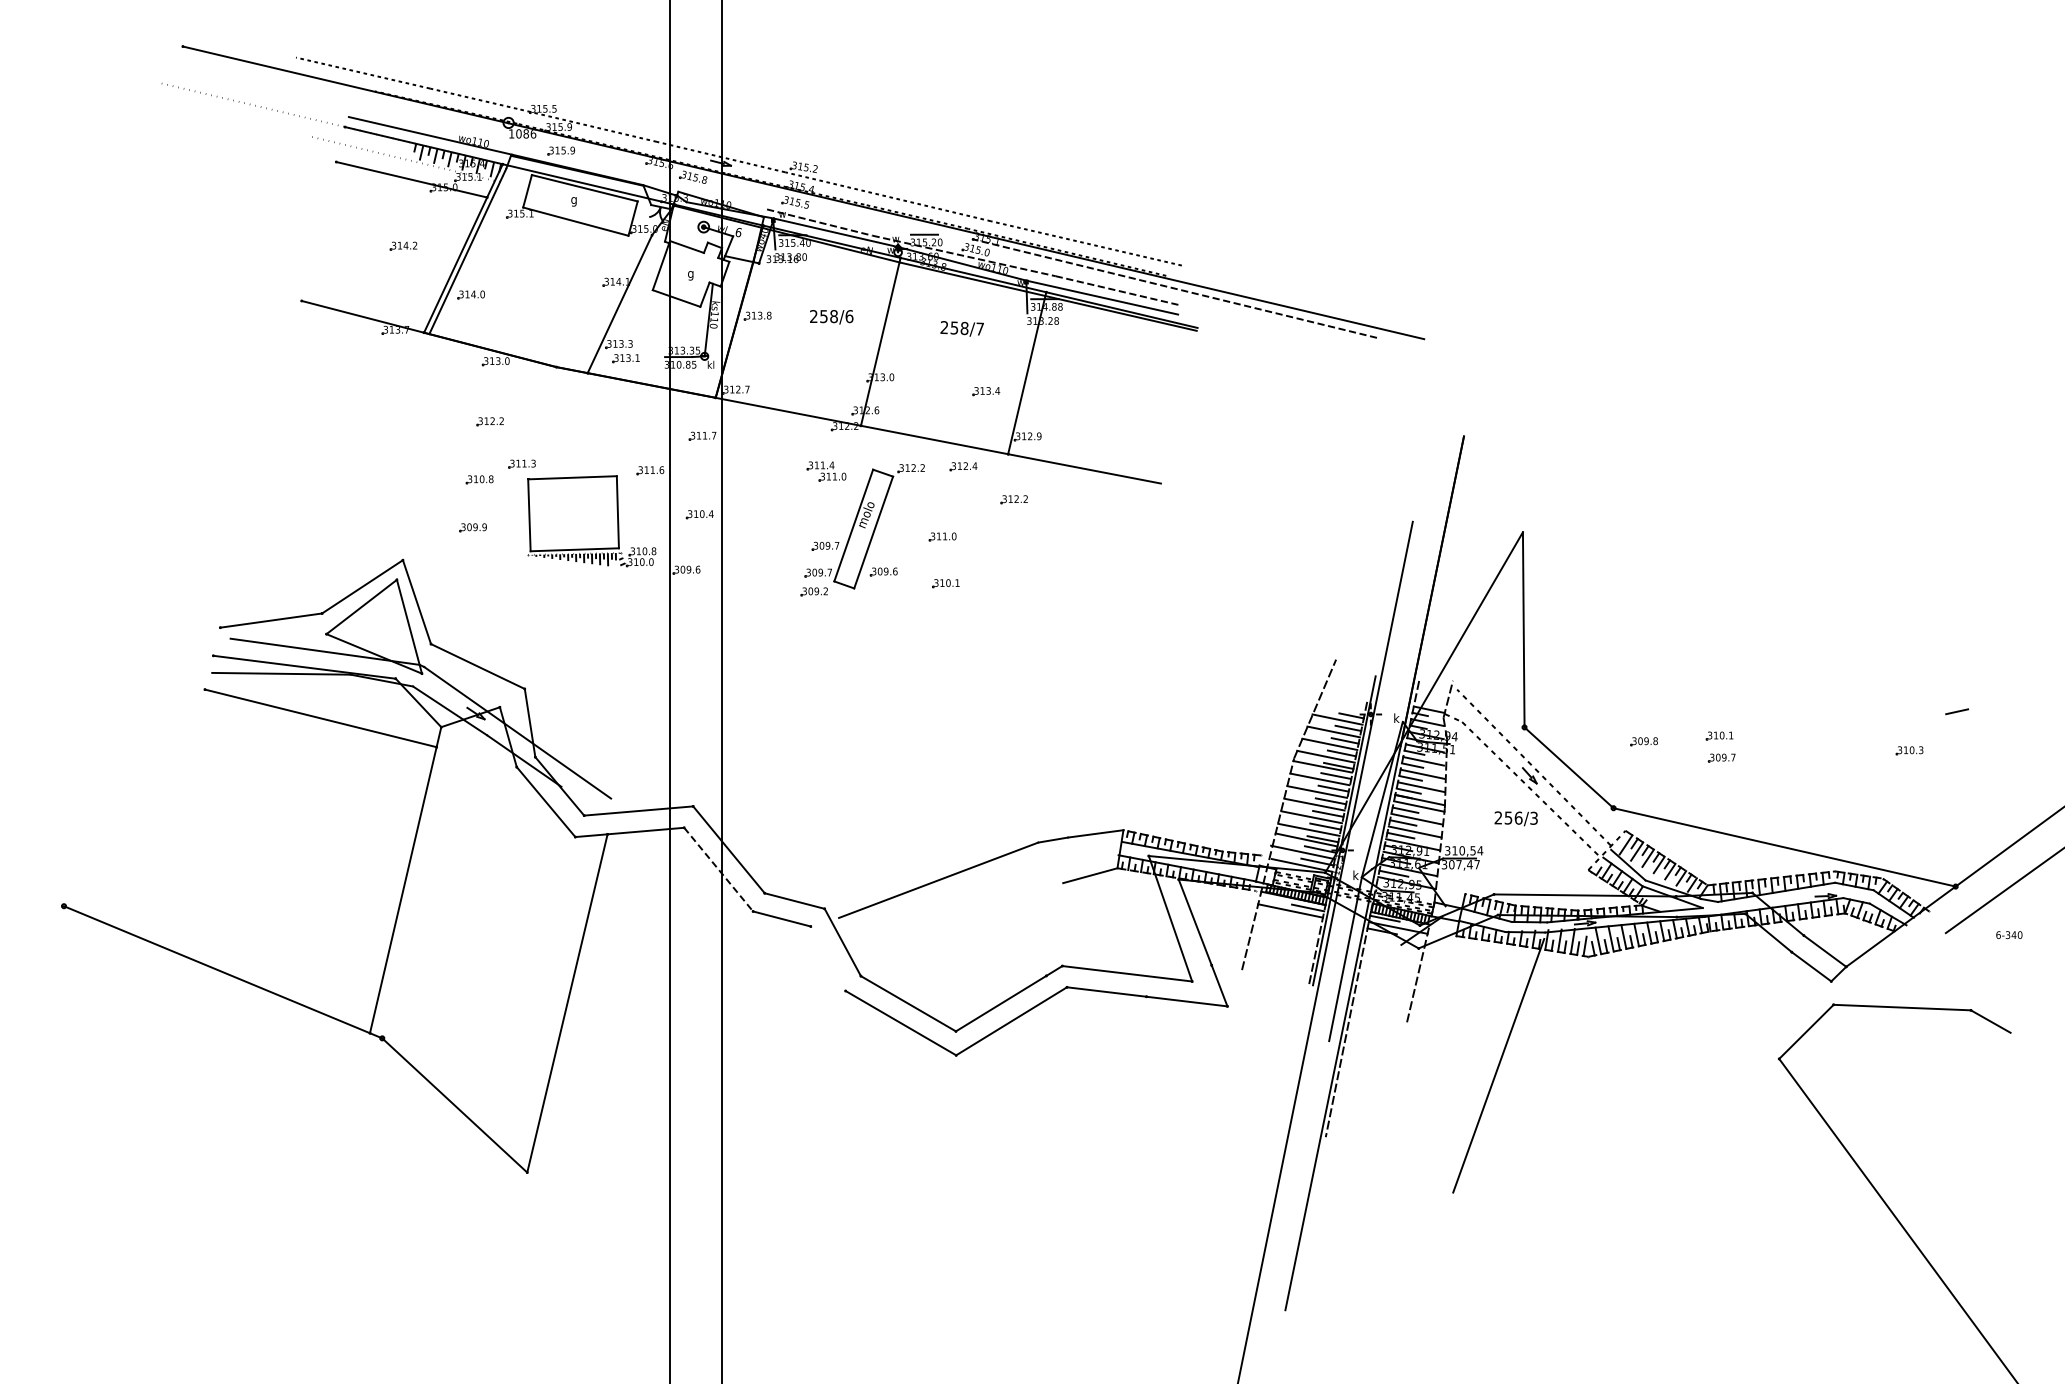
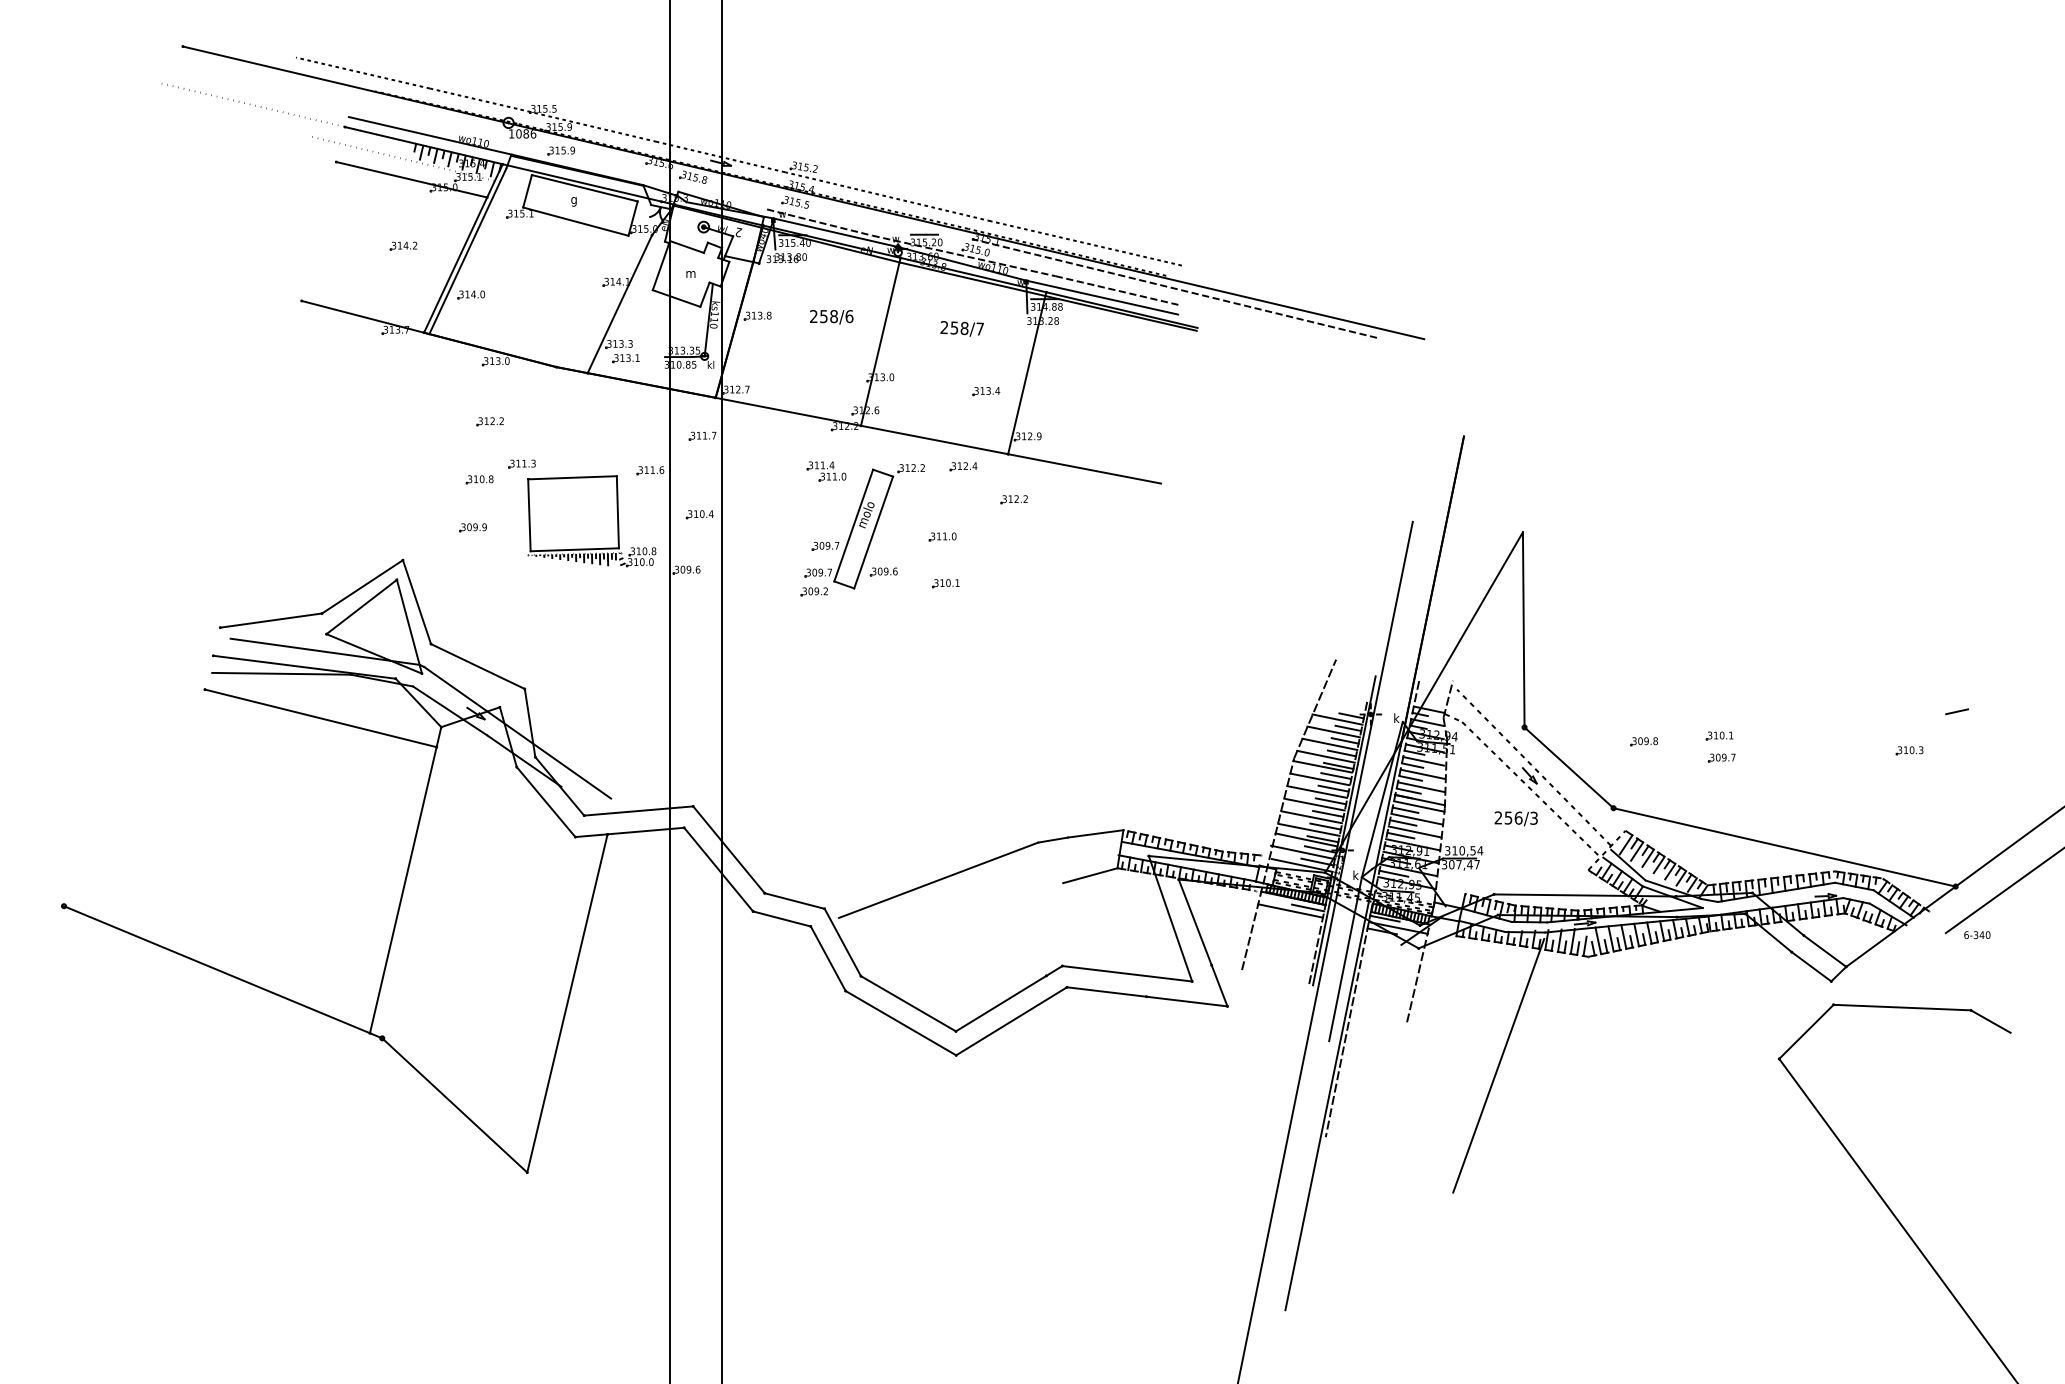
text: 9 -> 2 (738, 232)
text: g -> m (690, 275)
line: dashed -> solid (718, 870)
text position: (2009, 935) -> (1977, 935) (1977, 935)
line: none -> present (827, 958)
